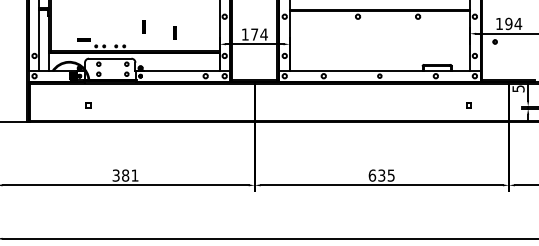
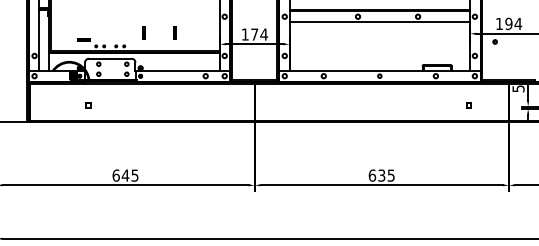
line: none -> present (379, 22)
part position: (143, 26) -> (143, 32) (143, 32)
text: 381 -> 645 (125, 175)
